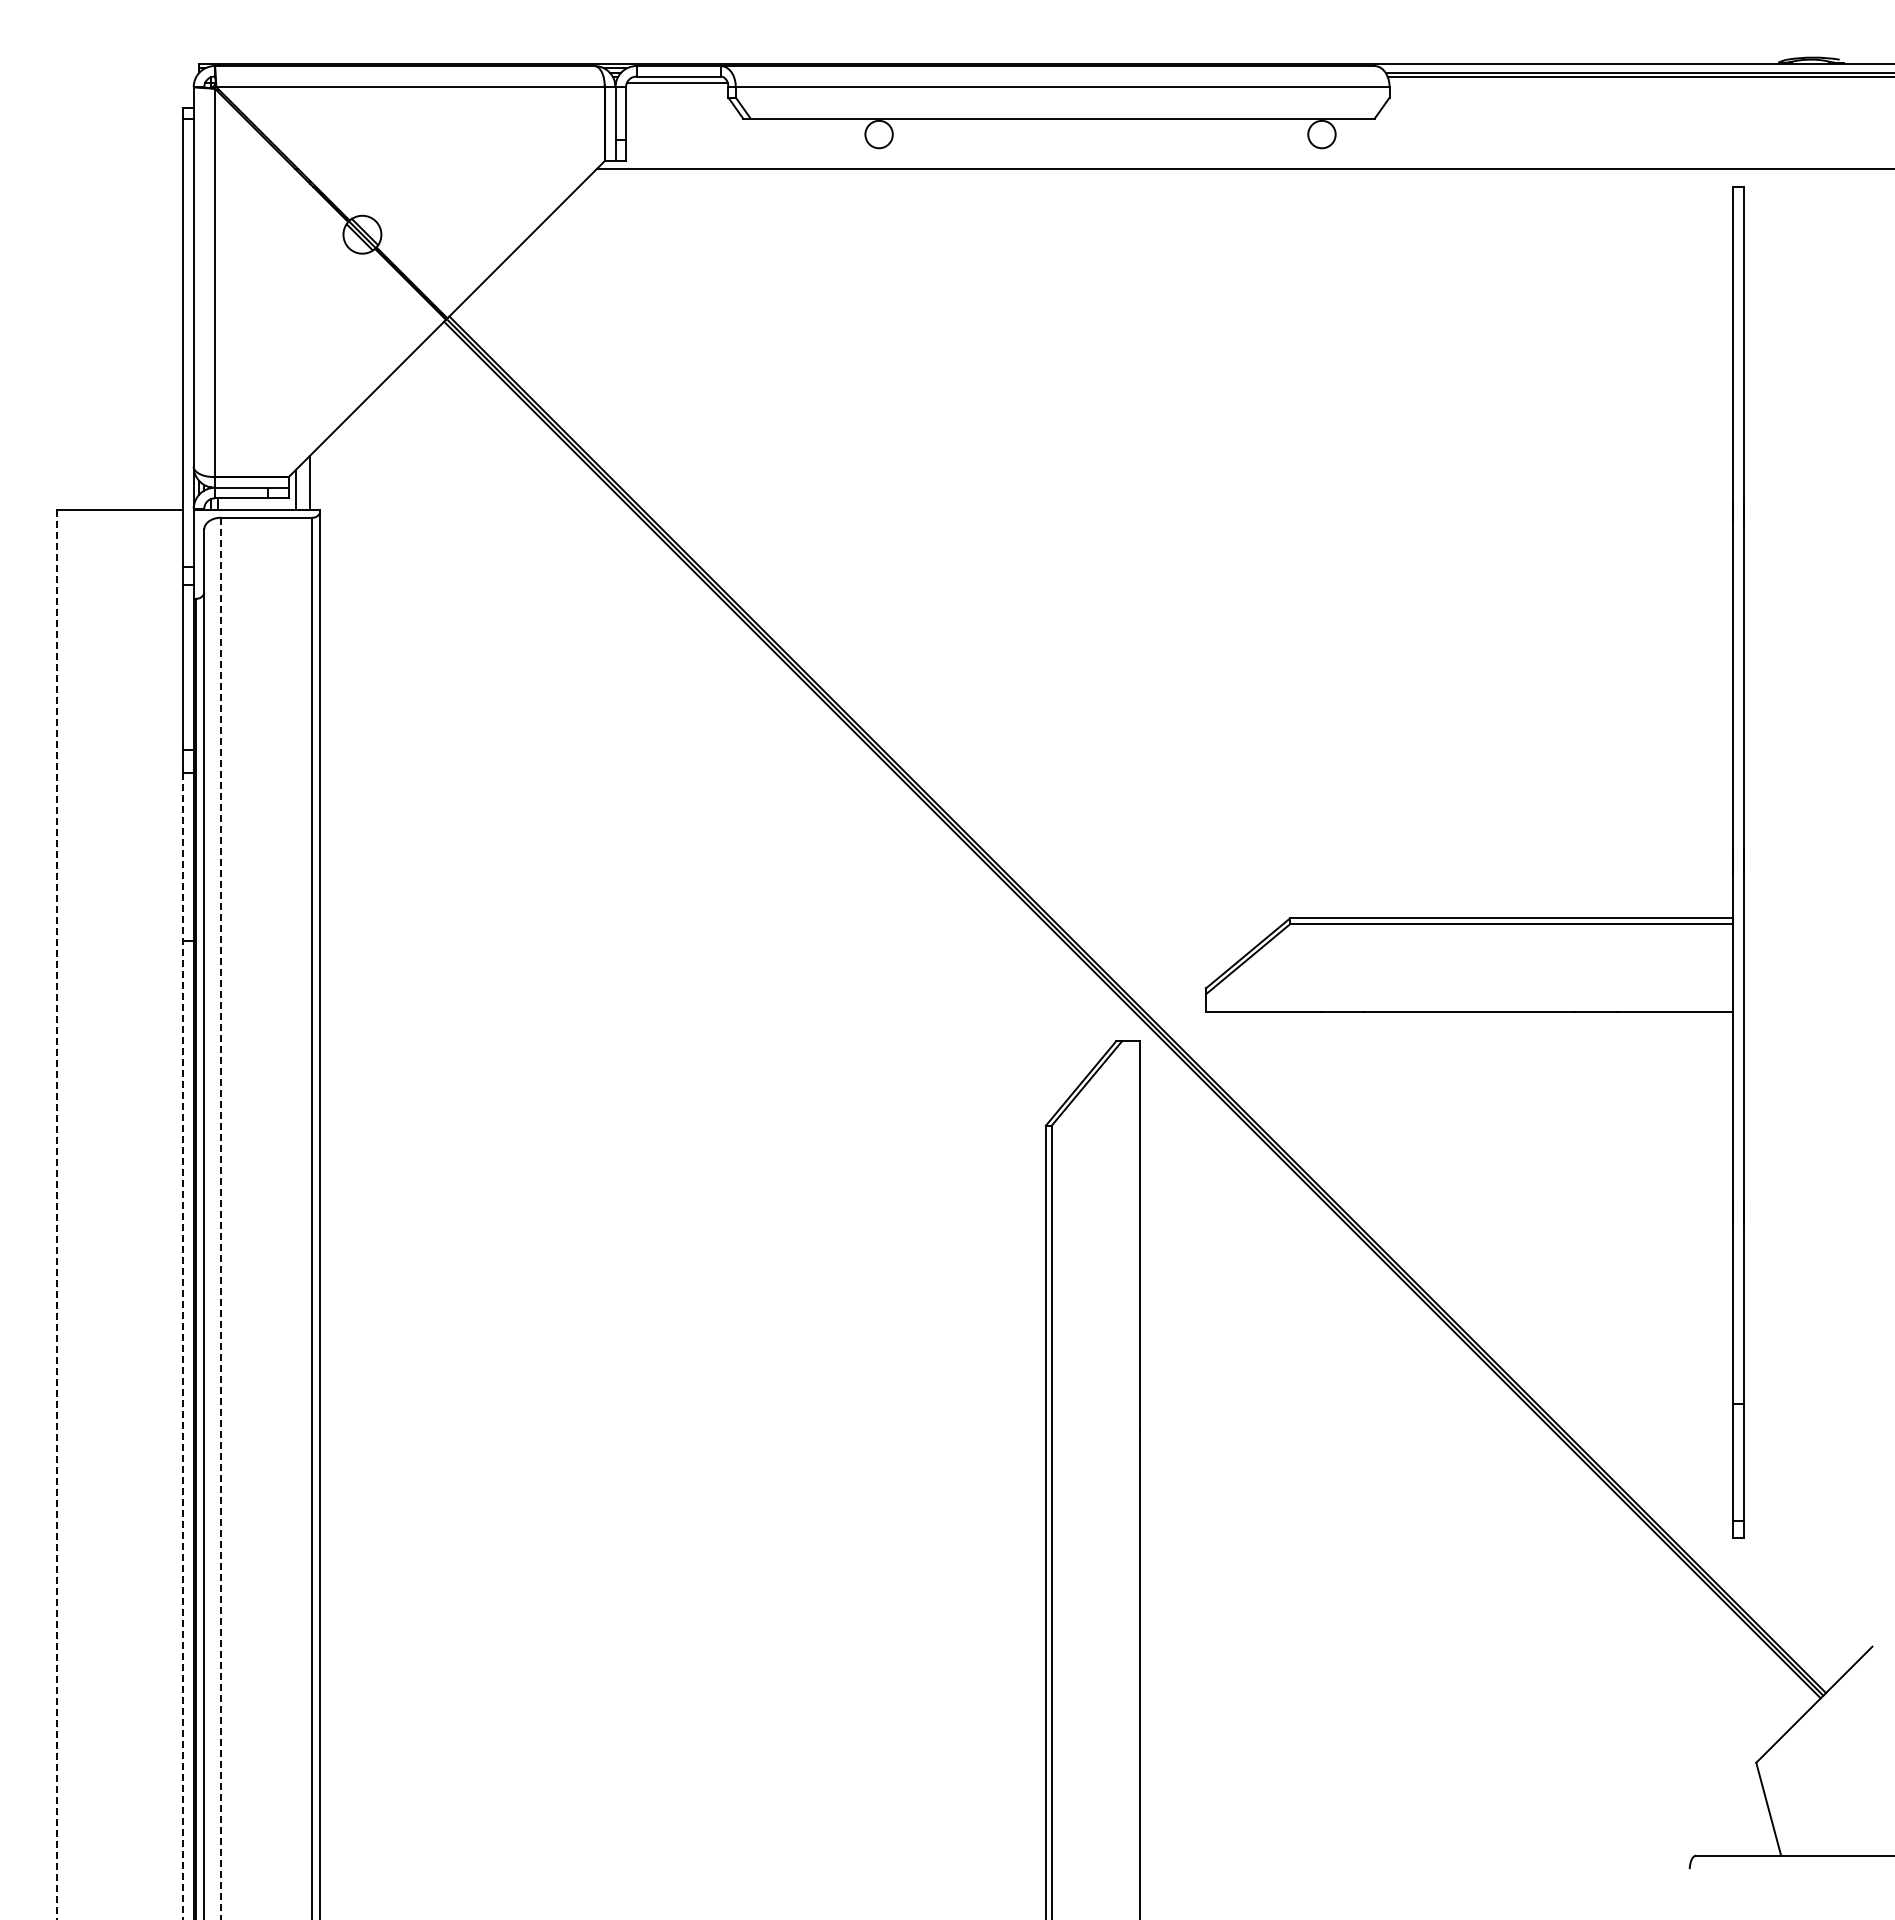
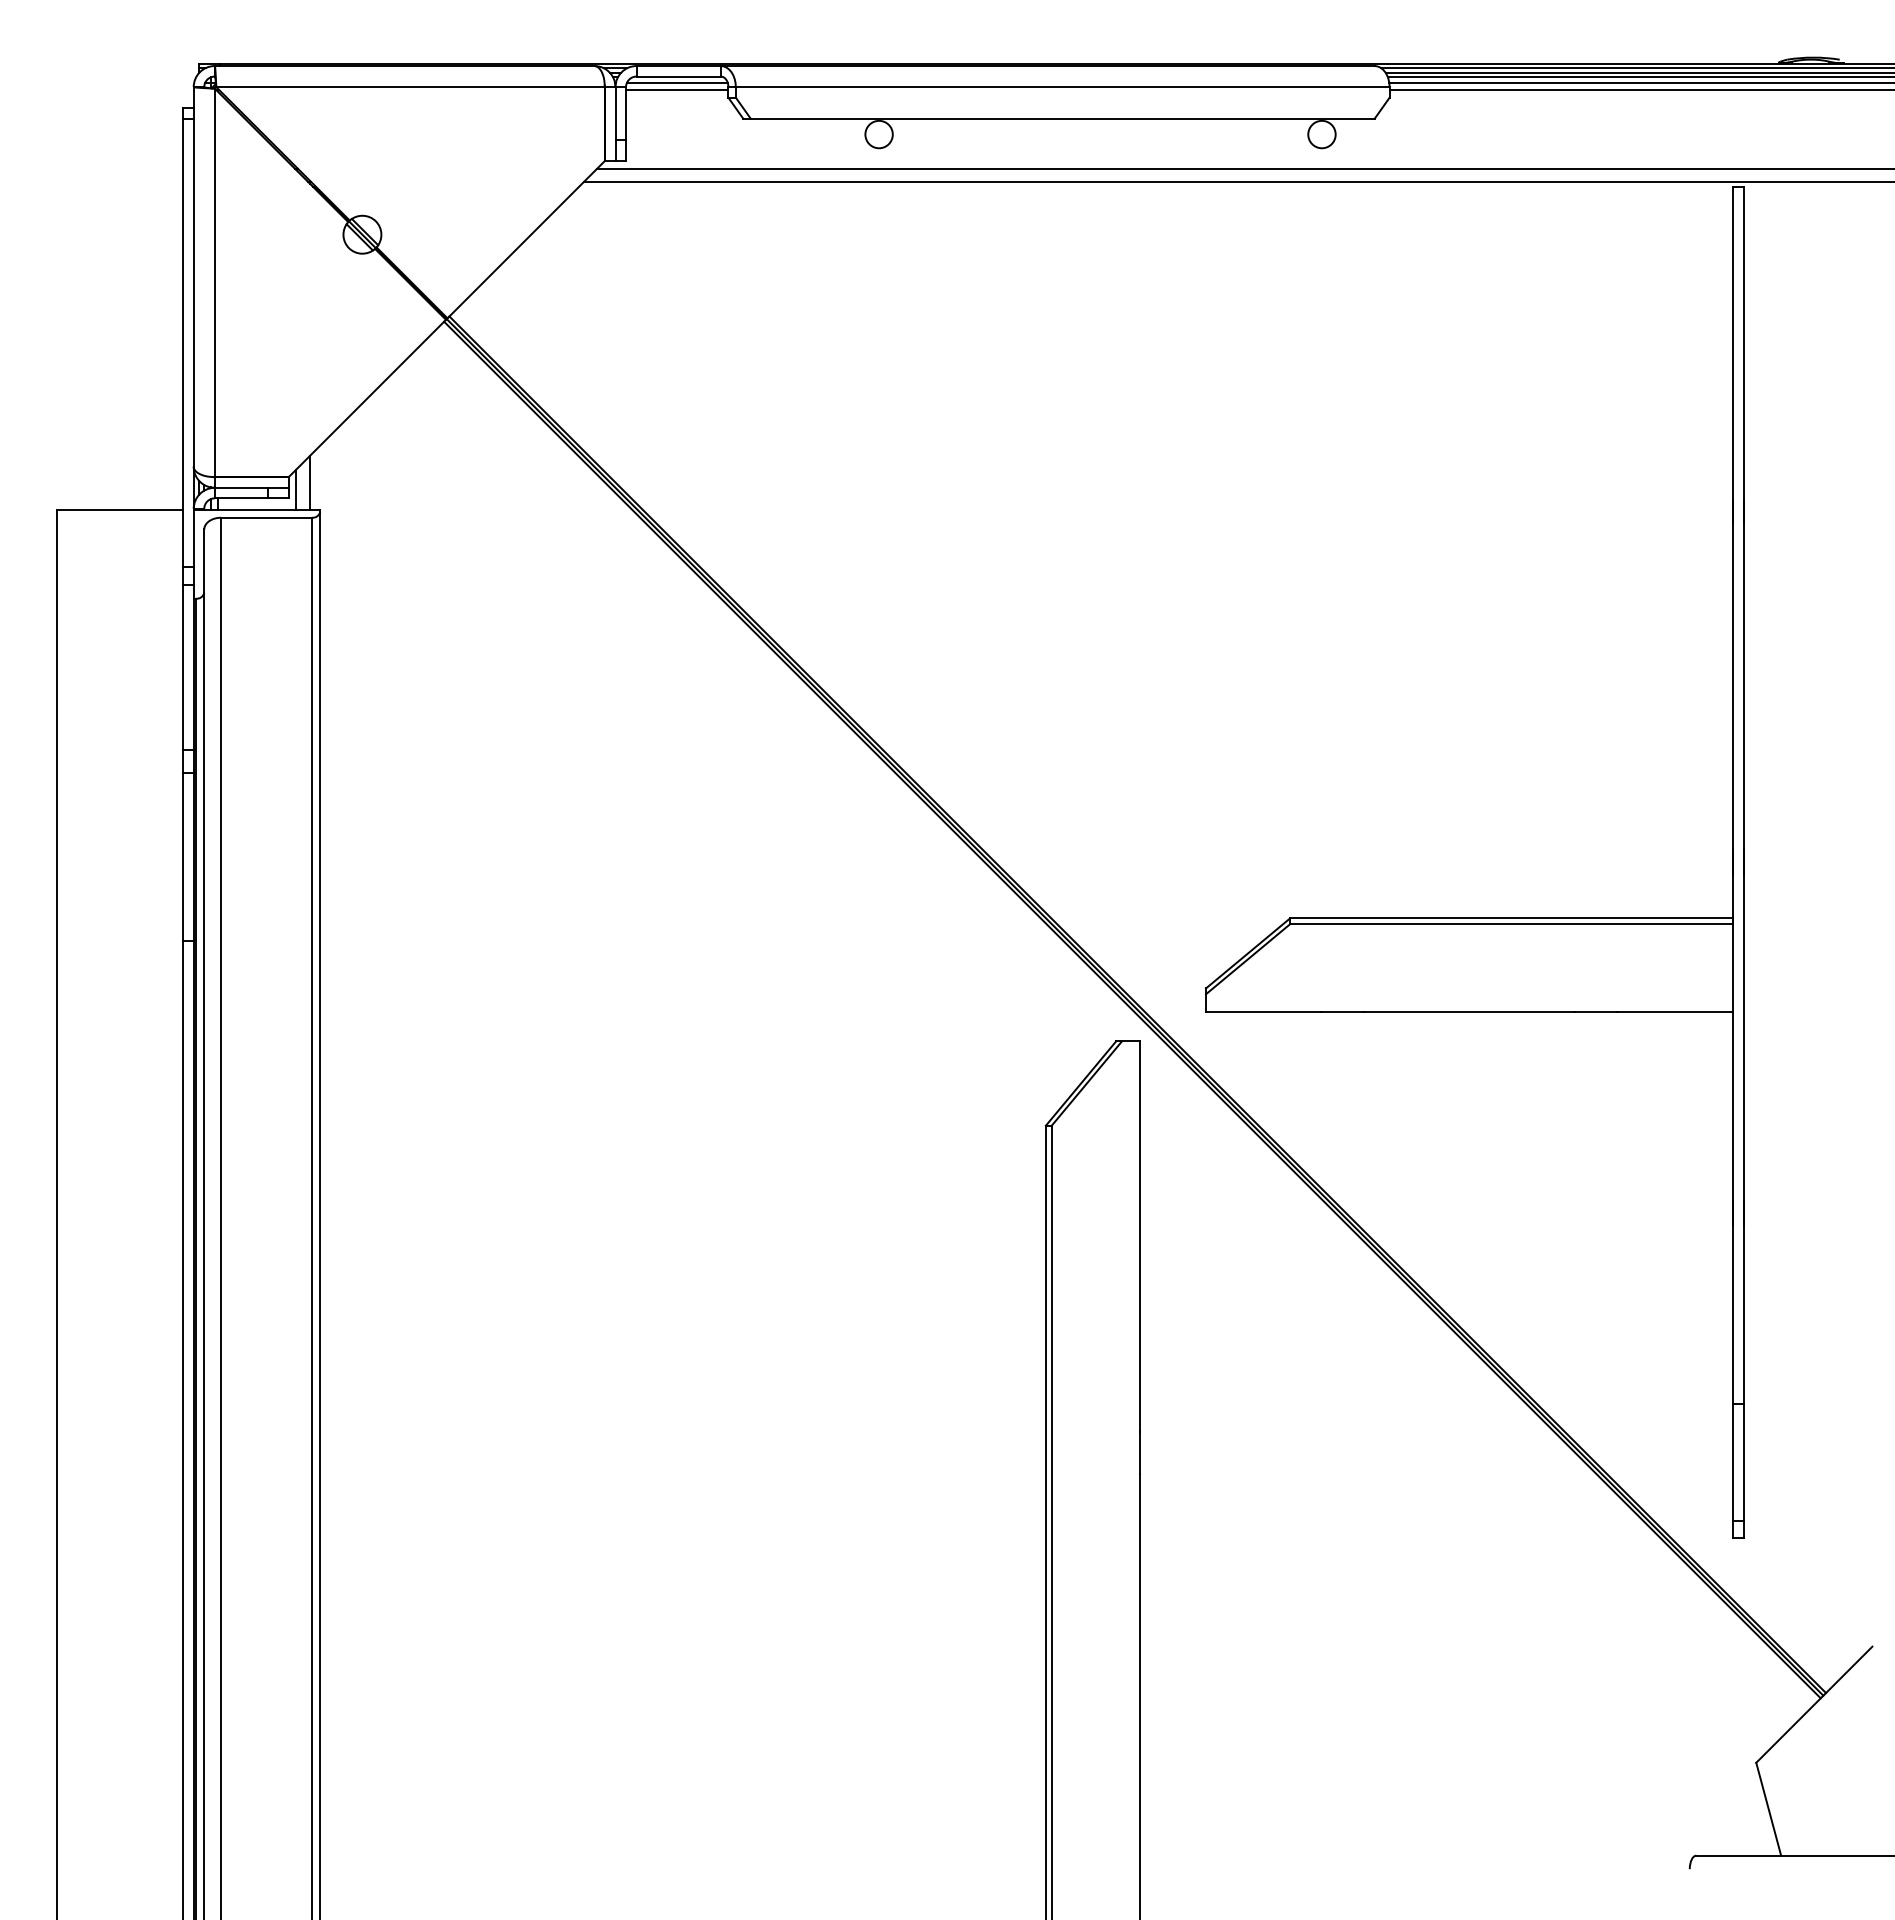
line: none -> present (1636, 68)
line: none -> present (1640, 82)
line: none -> present (677, 90)
line: none -> present (1640, 90)
line: none -> present (1237, 182)
line: dashed -> solid (56, 1215)
line: dashed -> solid (221, 1218)
line: dashed -> solid (183, 1346)
